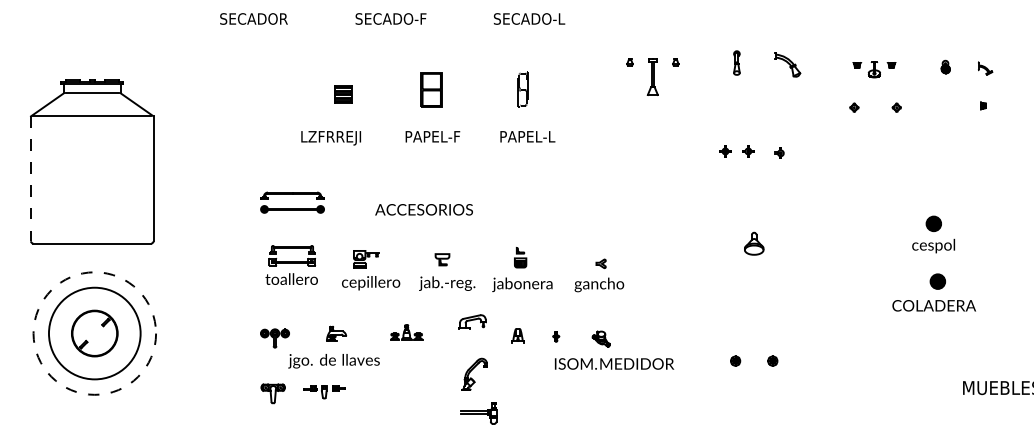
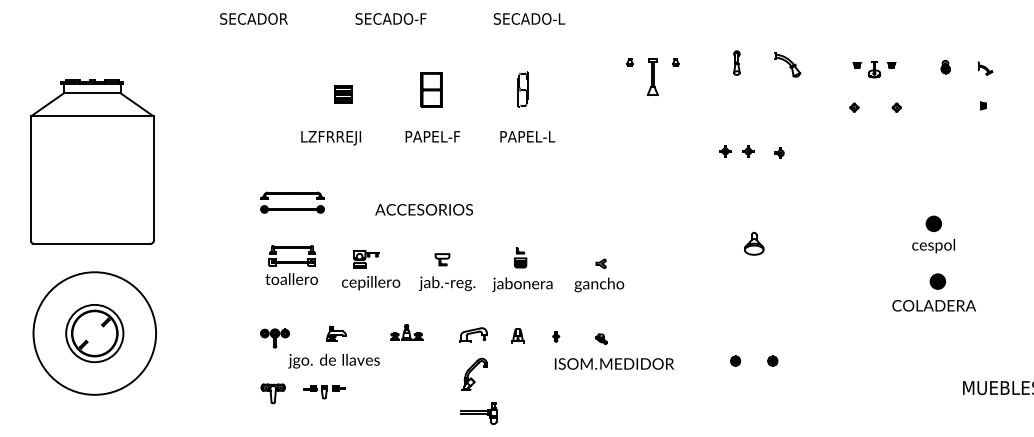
line: dashed -> solid (31, 179)
part position: (472, 321) -> (473, 334) (473, 334)
circle diameter: 92 px -> 57 px (94, 333)
circle: dashed -> solid (94, 333)
part size: 20x18 px -> 13x12 px (601, 338)
